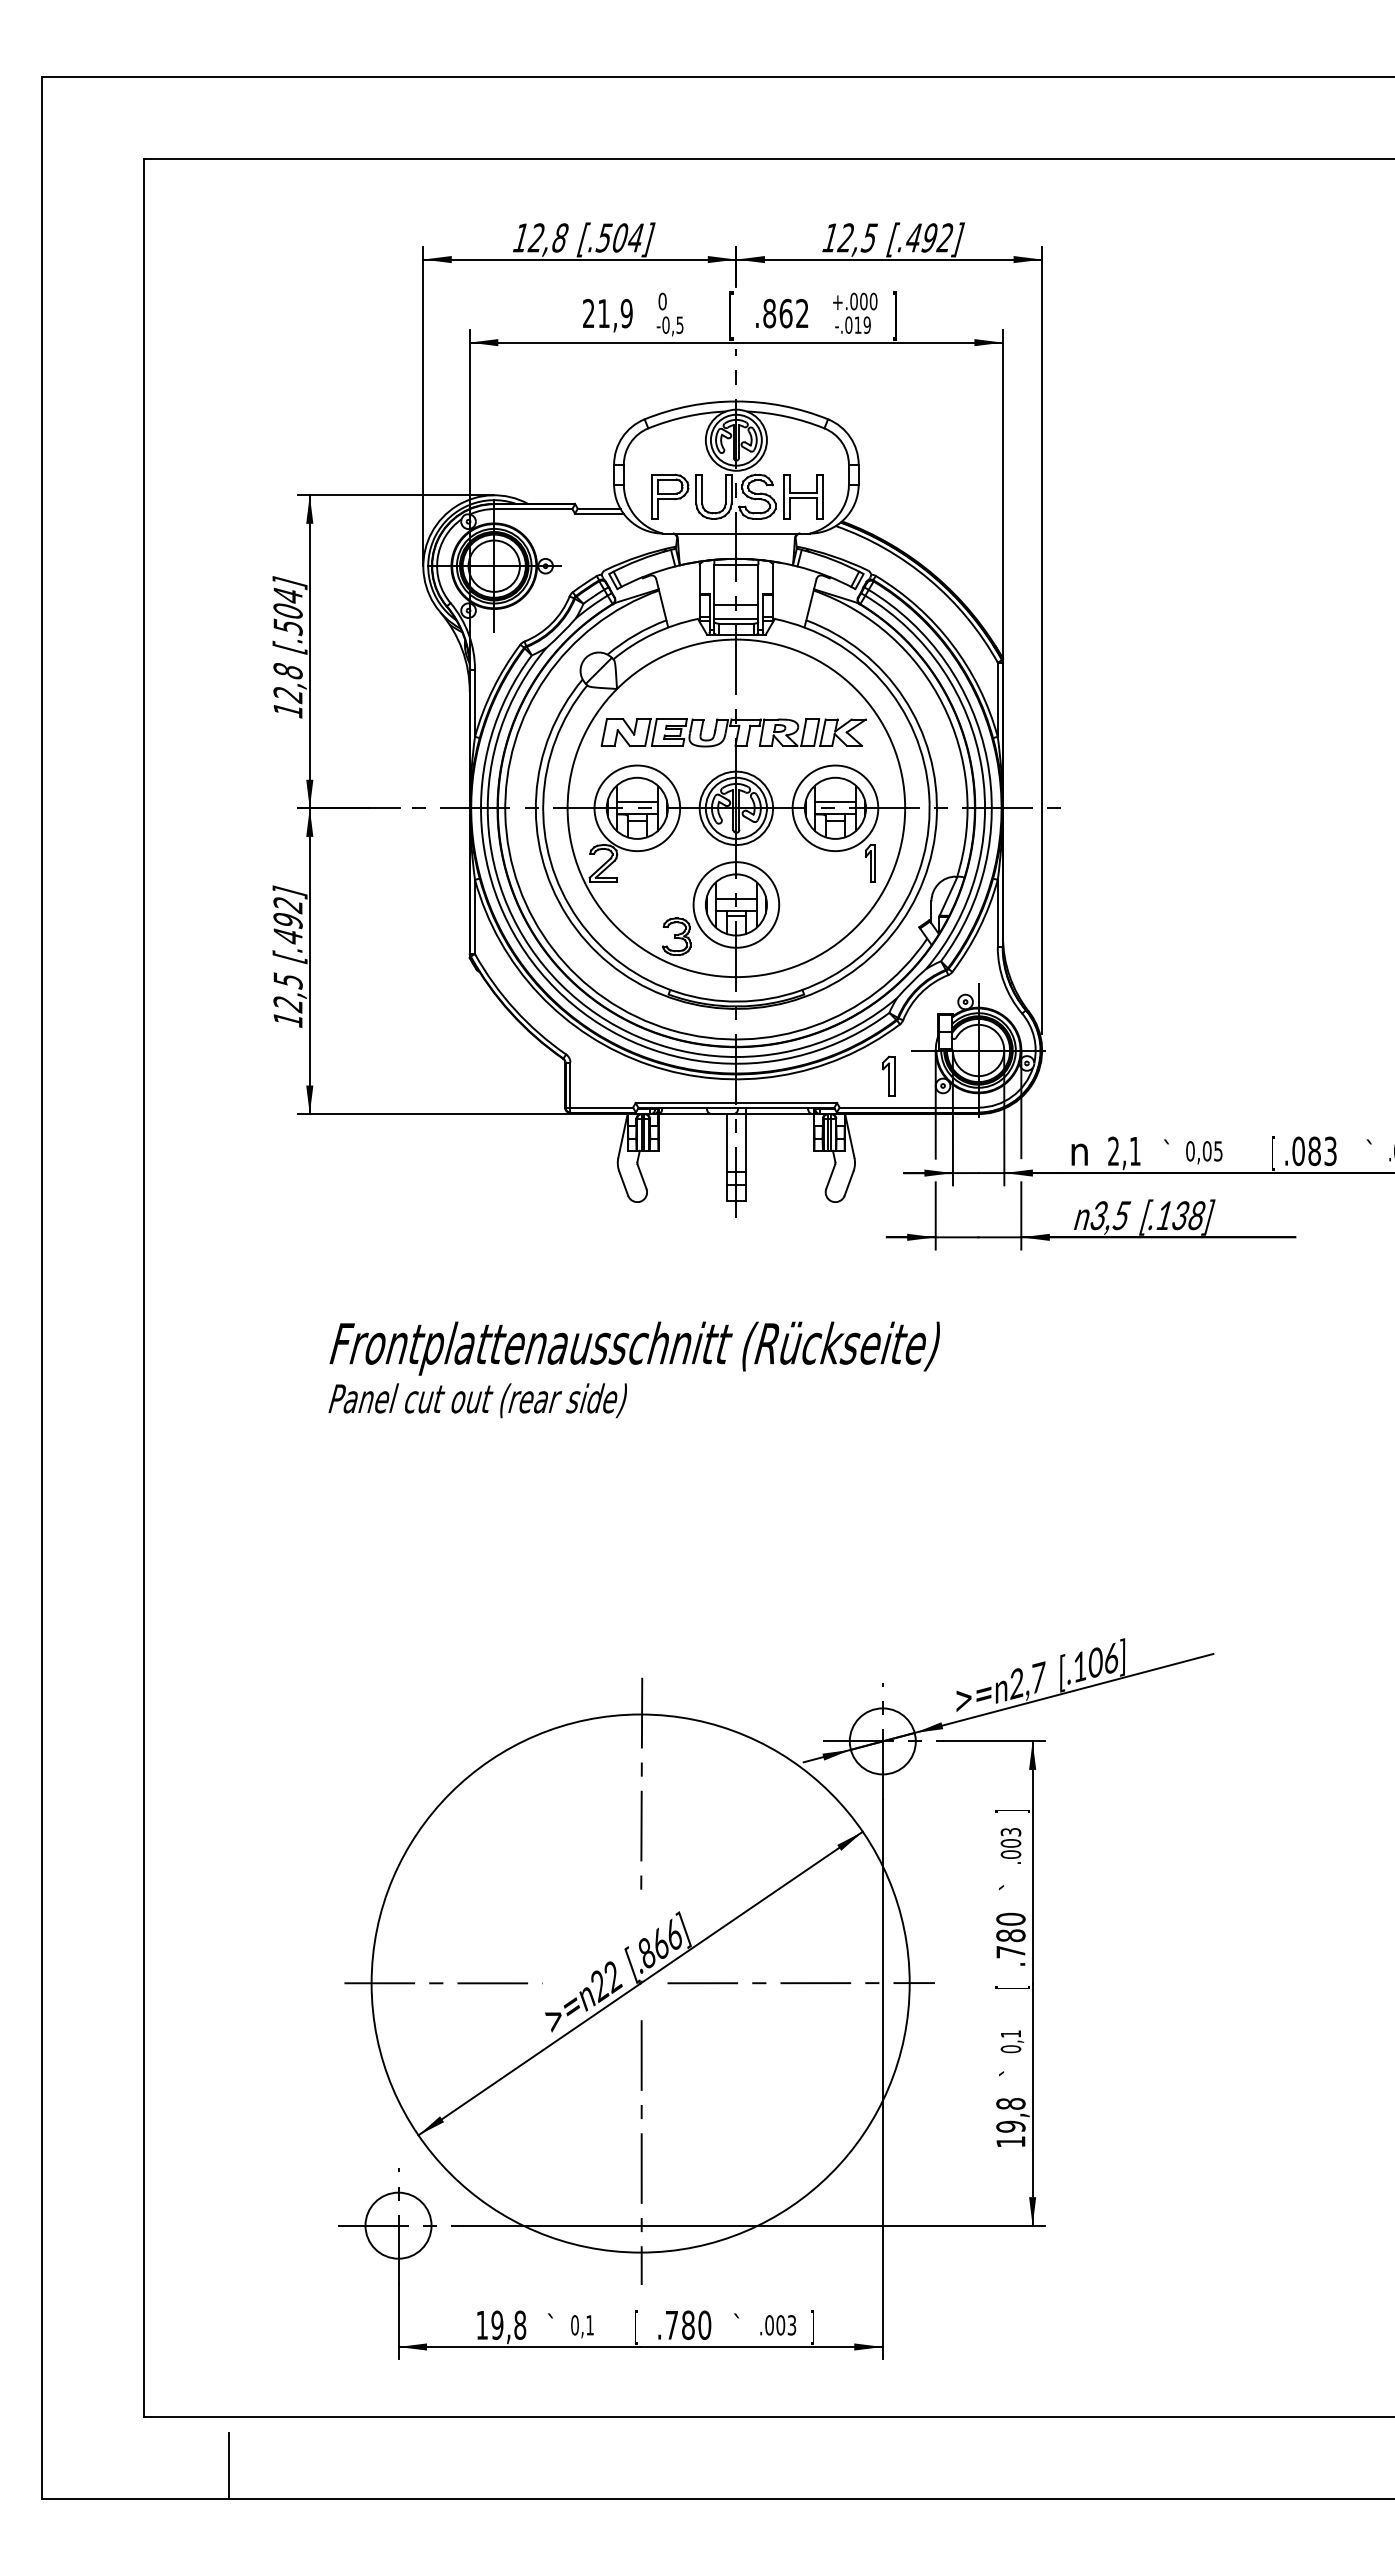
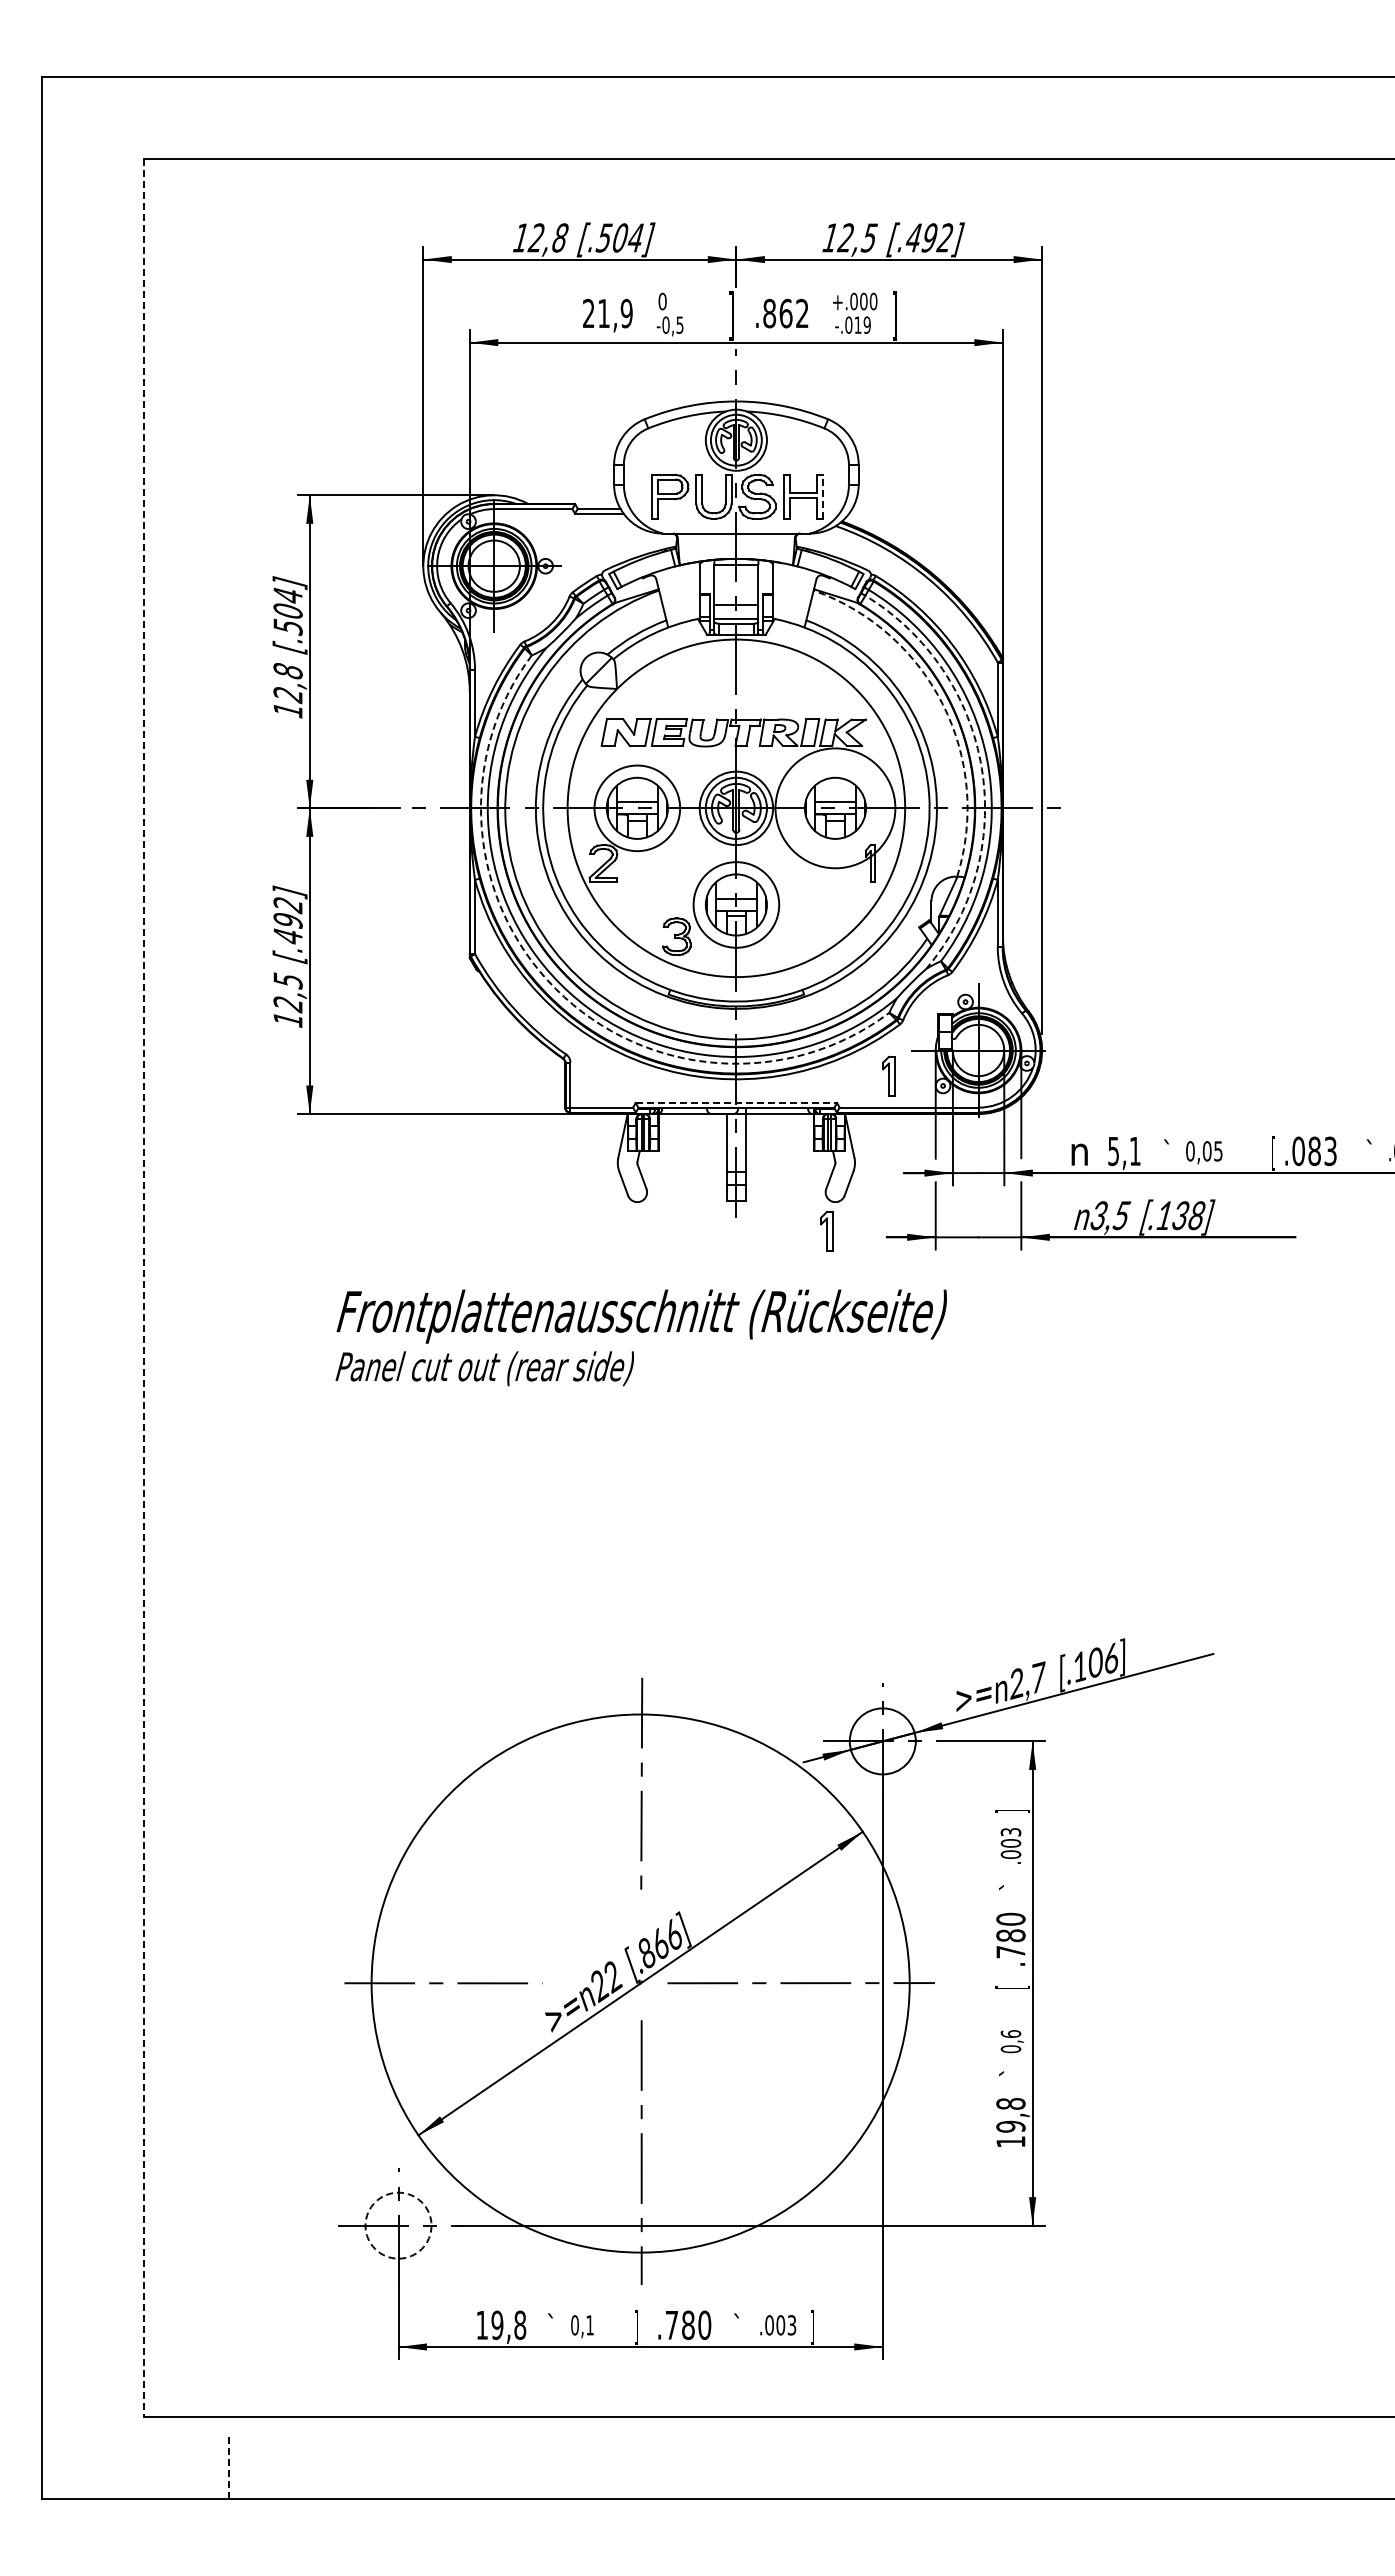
text: [ -> ] (731, 315)
line: solid -> dashed (823, 496)
arc: solid -> dashed (943, 704)
arc: solid -> dashed (981, 768)
circle diameter: 86 px -> 120 px (835, 808)
arc: solid -> dashed (555, 988)
line: solid -> dashed (736, 1103)
text: 2,1 -> 5,1 (1113, 1151)
part: none -> present (826, 1230)
line: solid -> dashed (143, 1288)
text position: (633, 1369) -> (640, 1337) (640, 1337)
text: 0,1 -> 0,6 (1010, 2033)
circle: solid -> dashed (398, 2225)
text: [ -> ] (636, 2327)
line: solid -> dashed (229, 2466)
